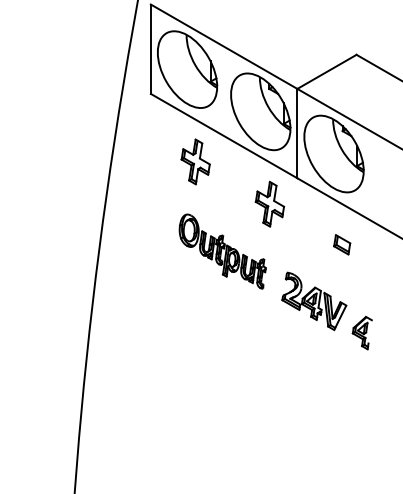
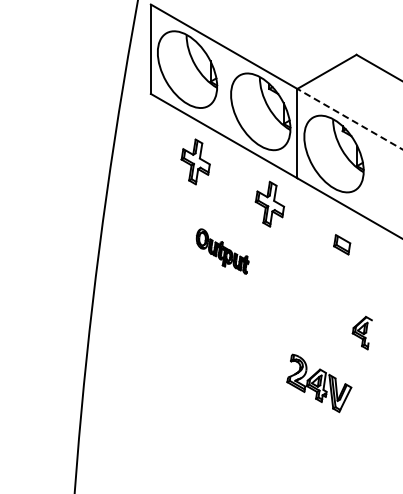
line: solid -> dashed (349, 119)
part size: 89x77 px -> 55x47 px (222, 251)
part position: (314, 301) -> (319, 383) (319, 383)
